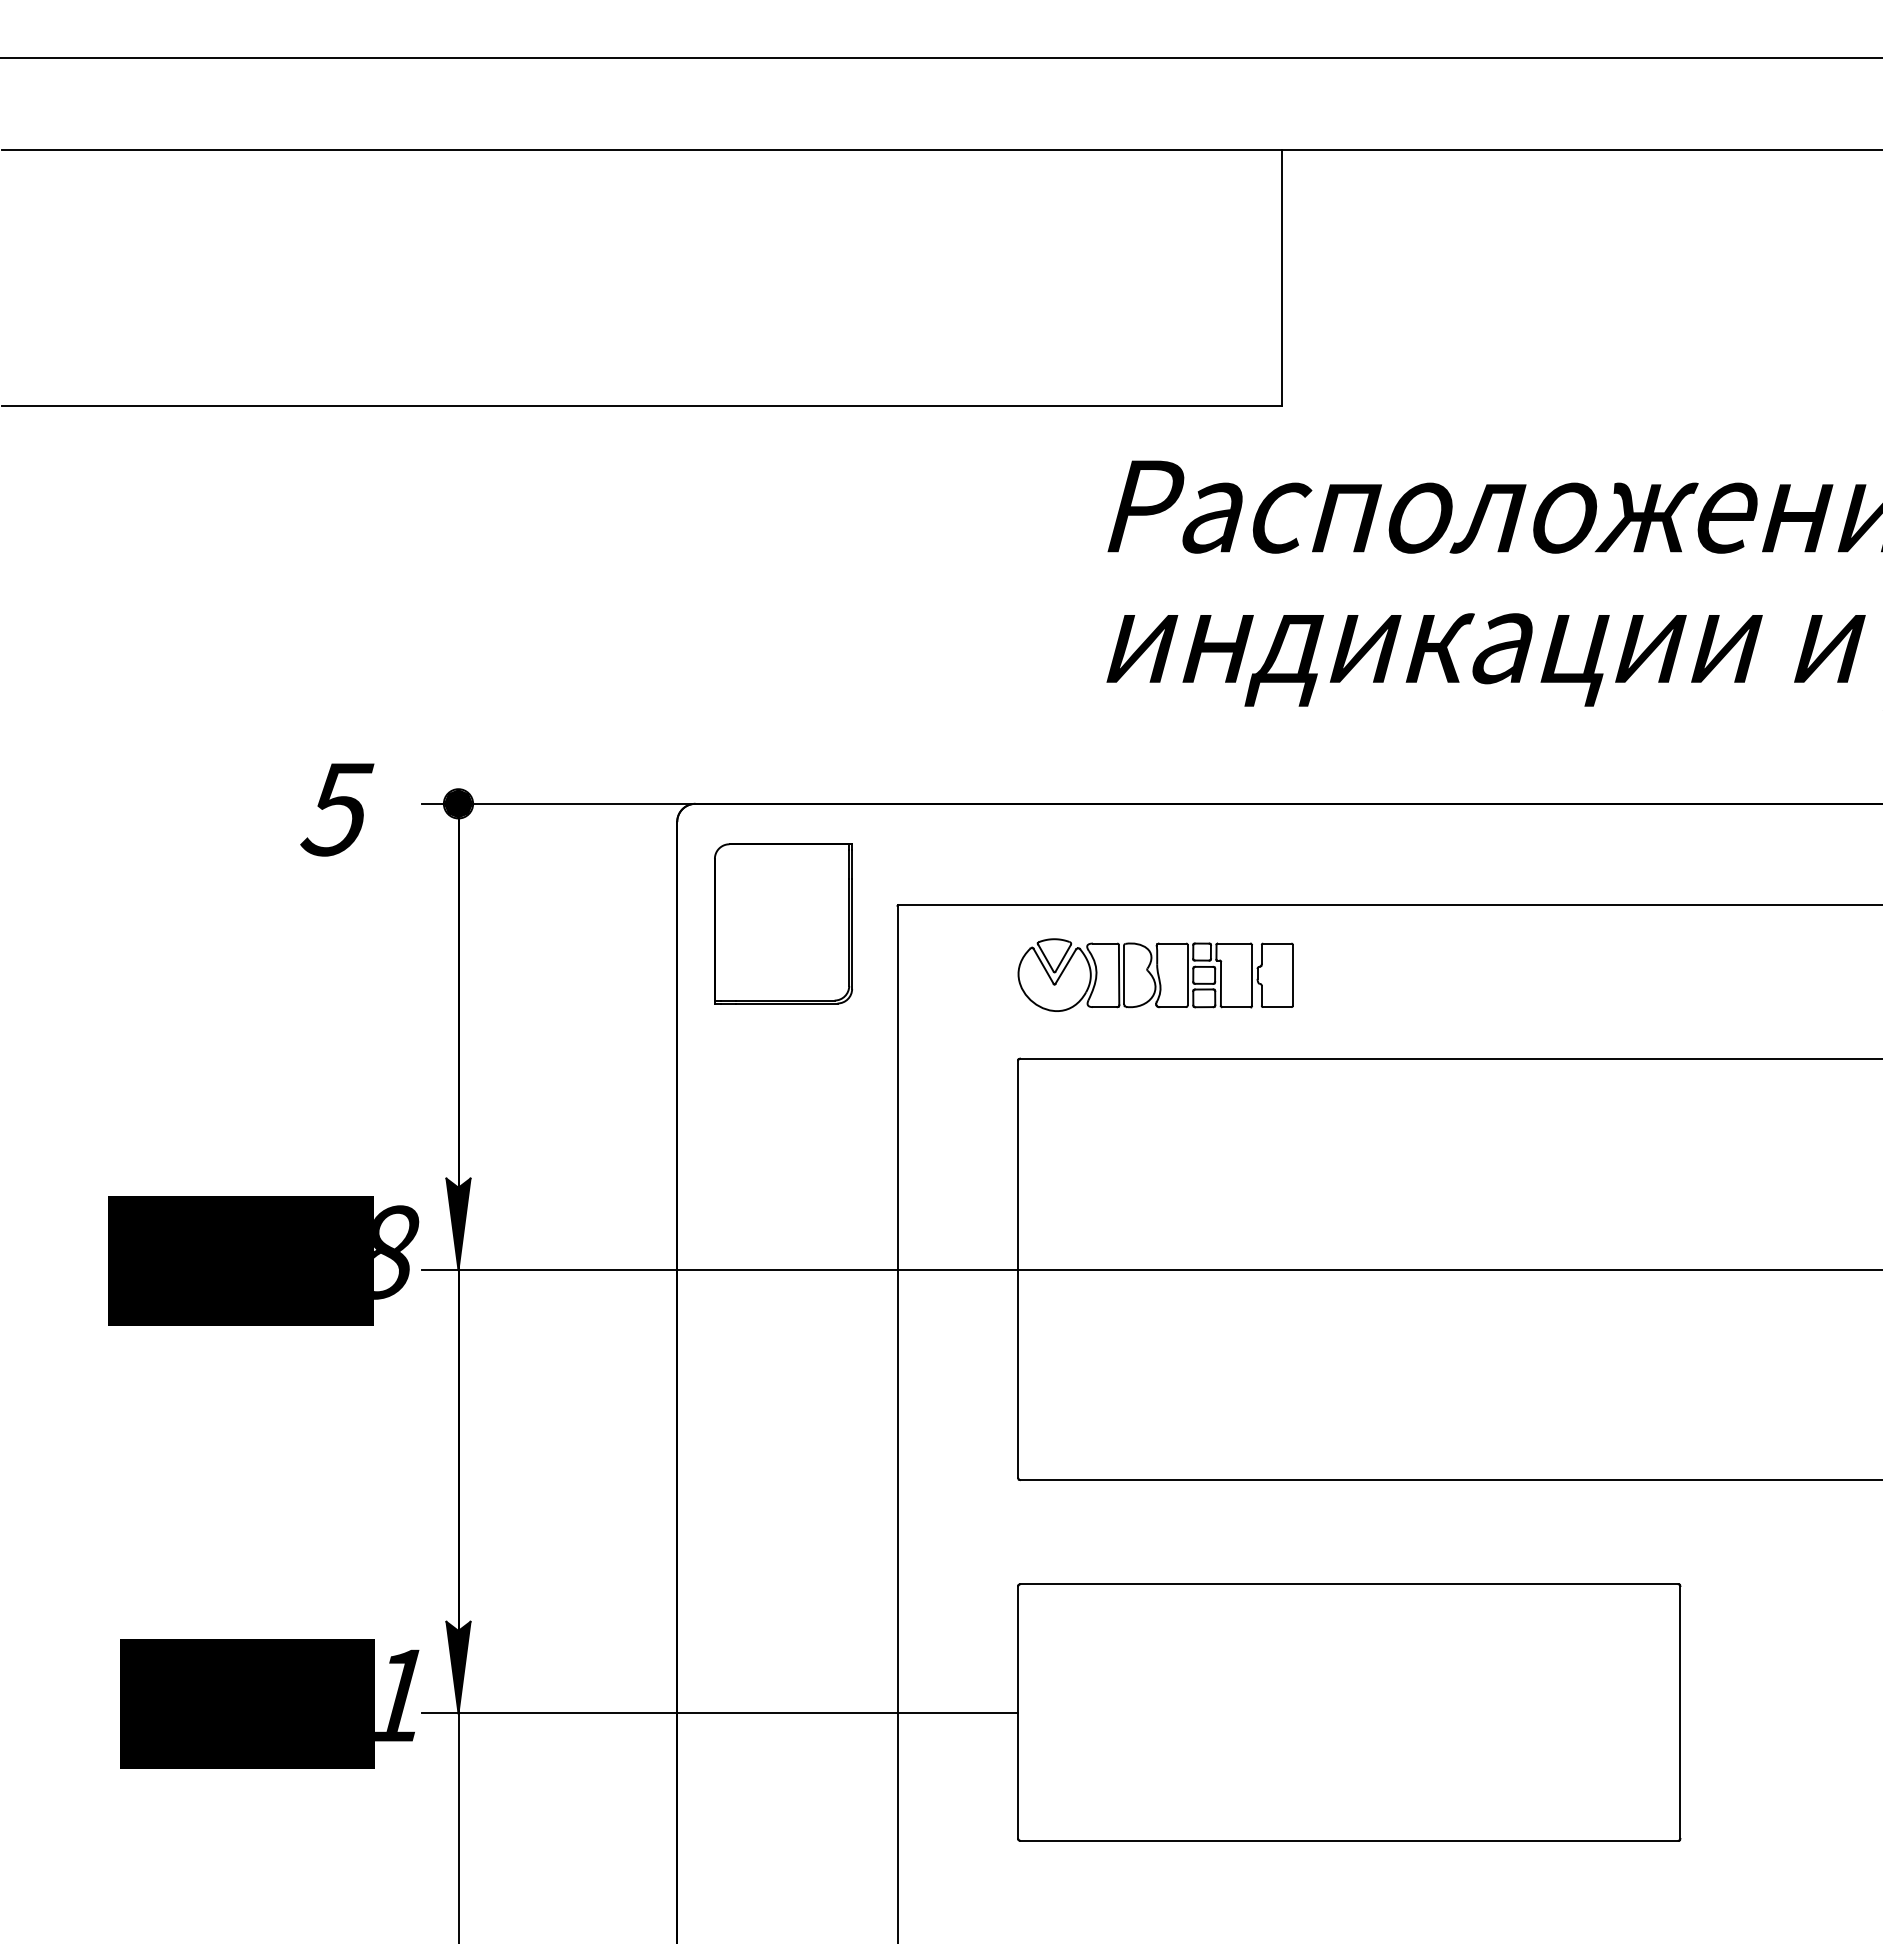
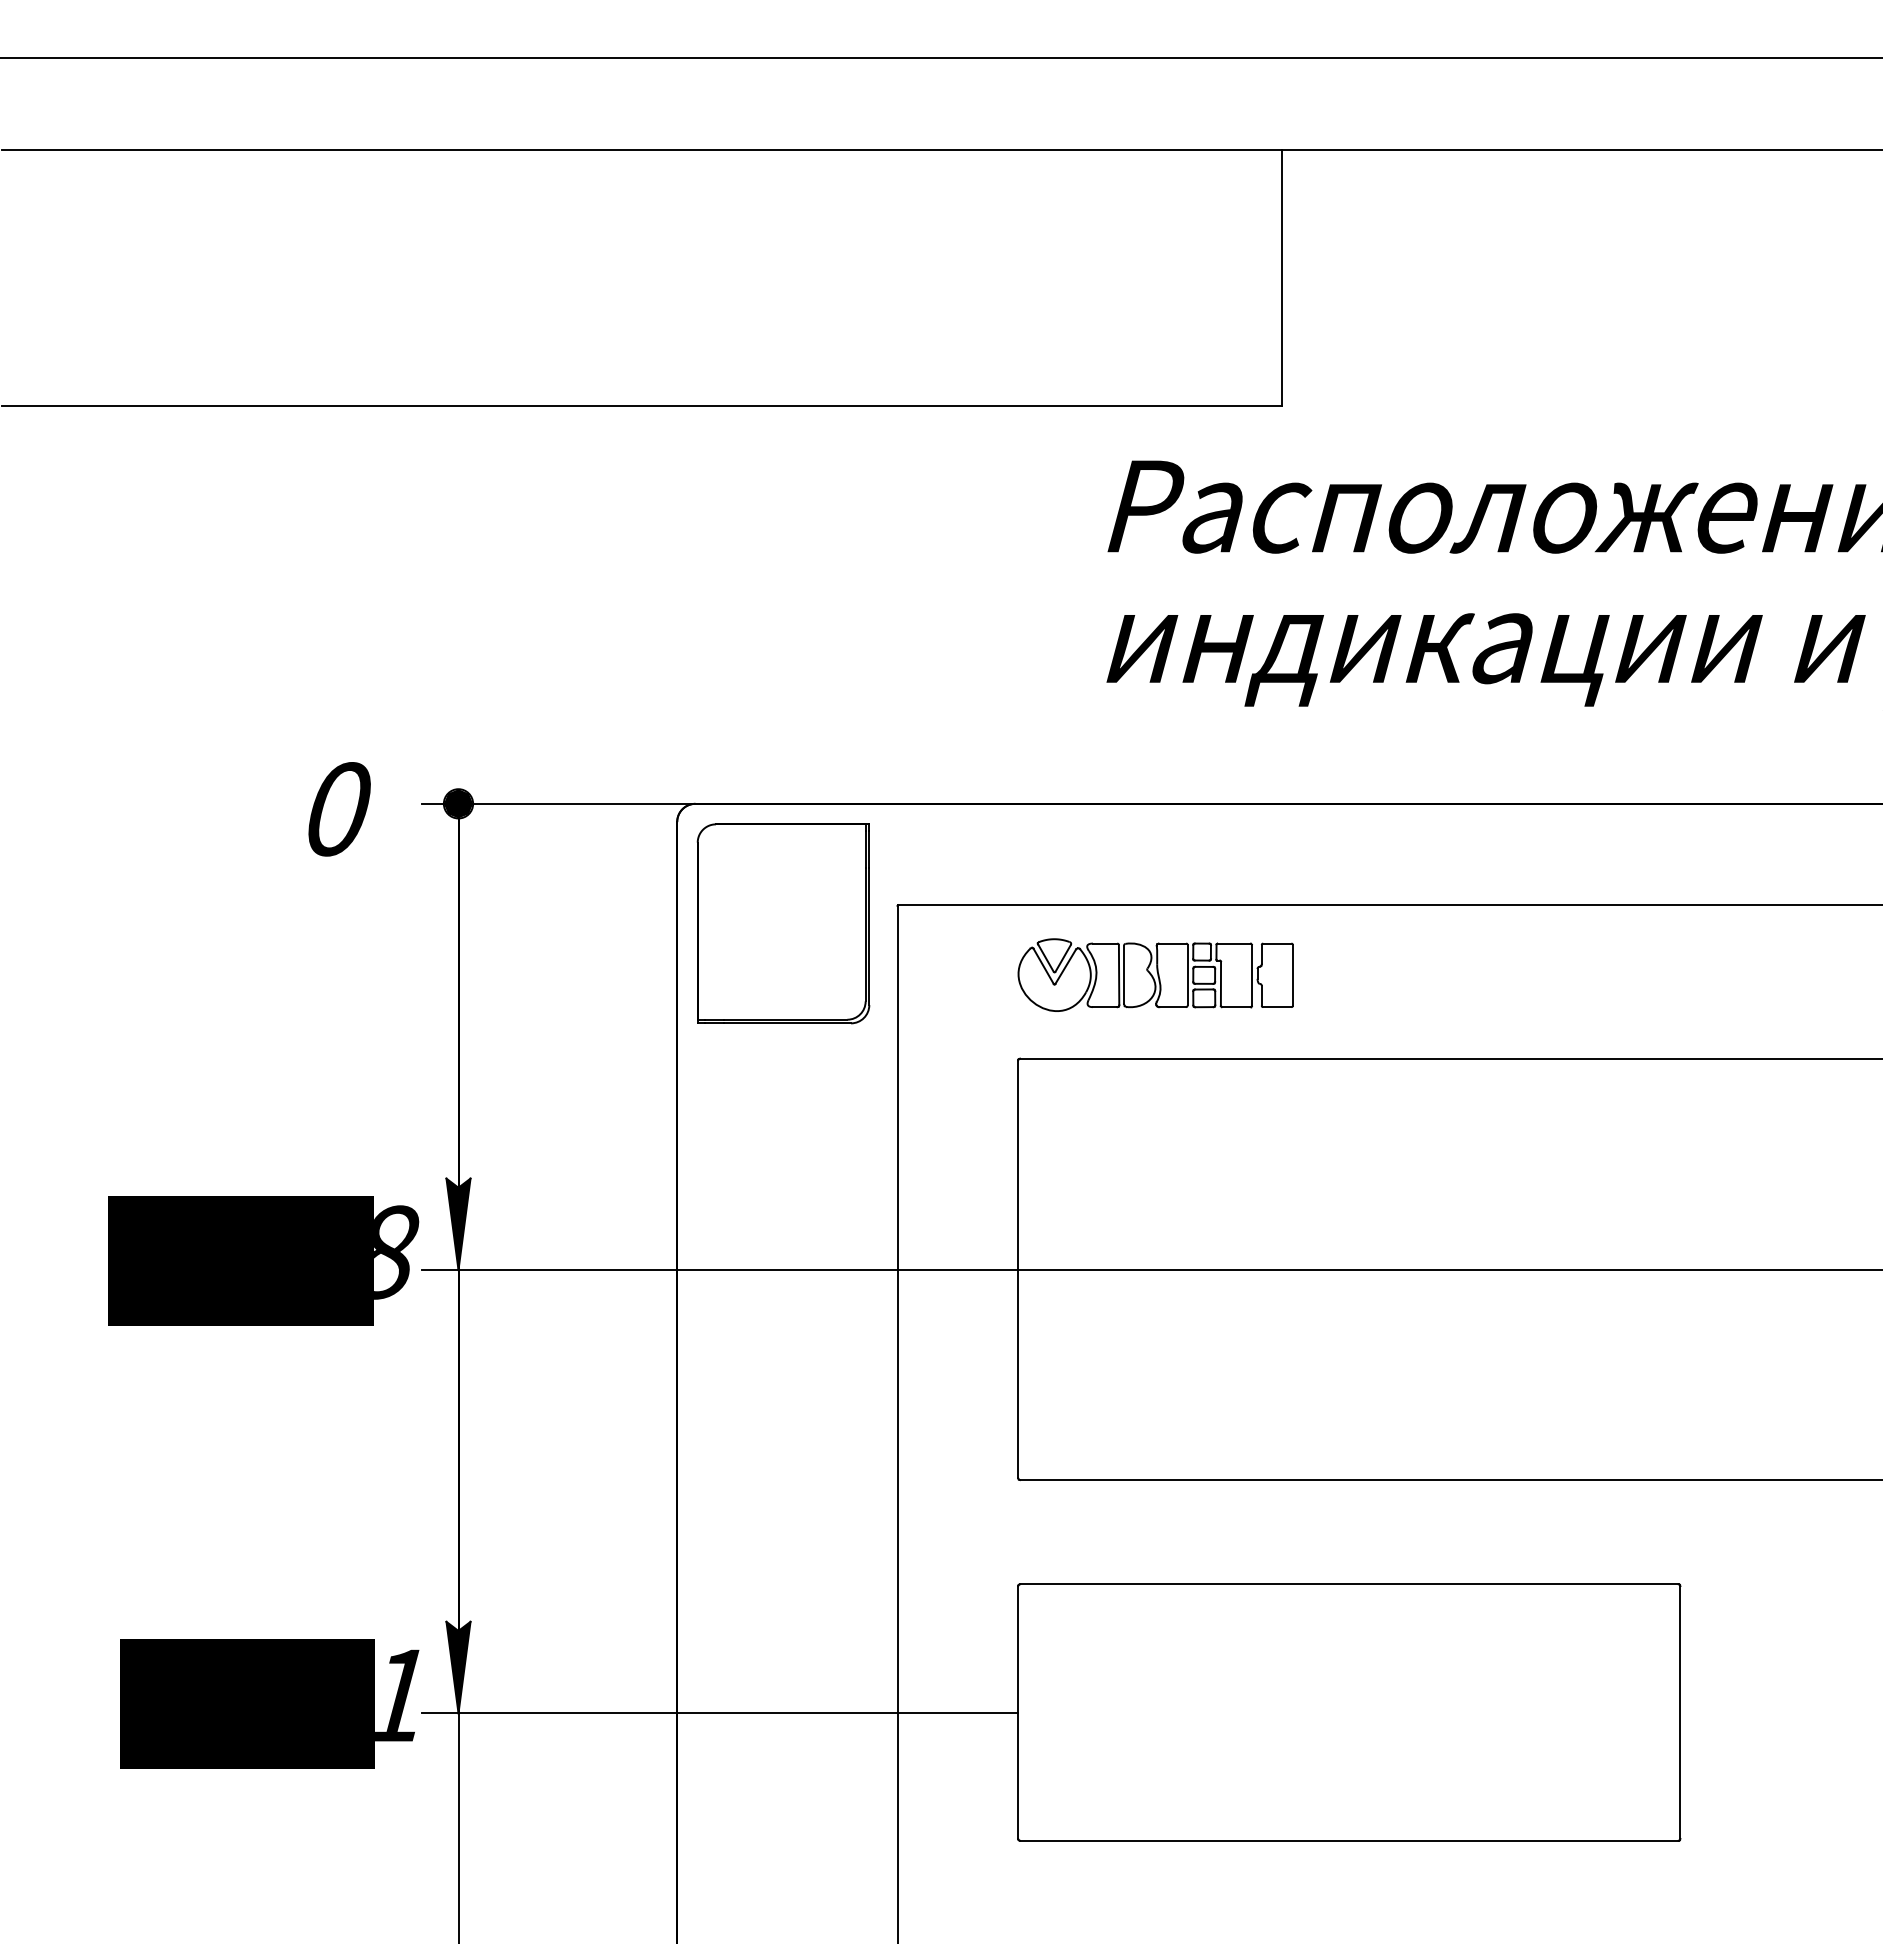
text: 5 -> 0 (337, 809)
part size: 139x162 px -> 175x202 px (783, 923)
